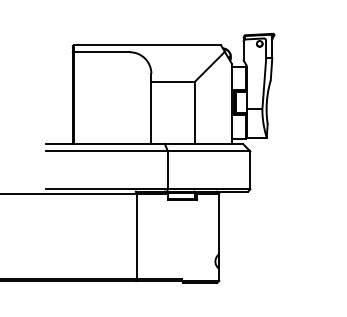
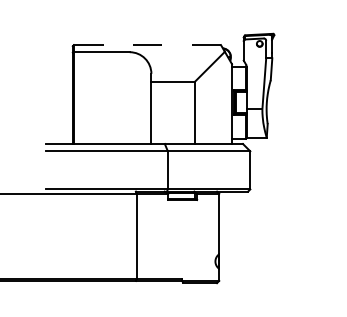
line: solid -> dashed (147, 45)
